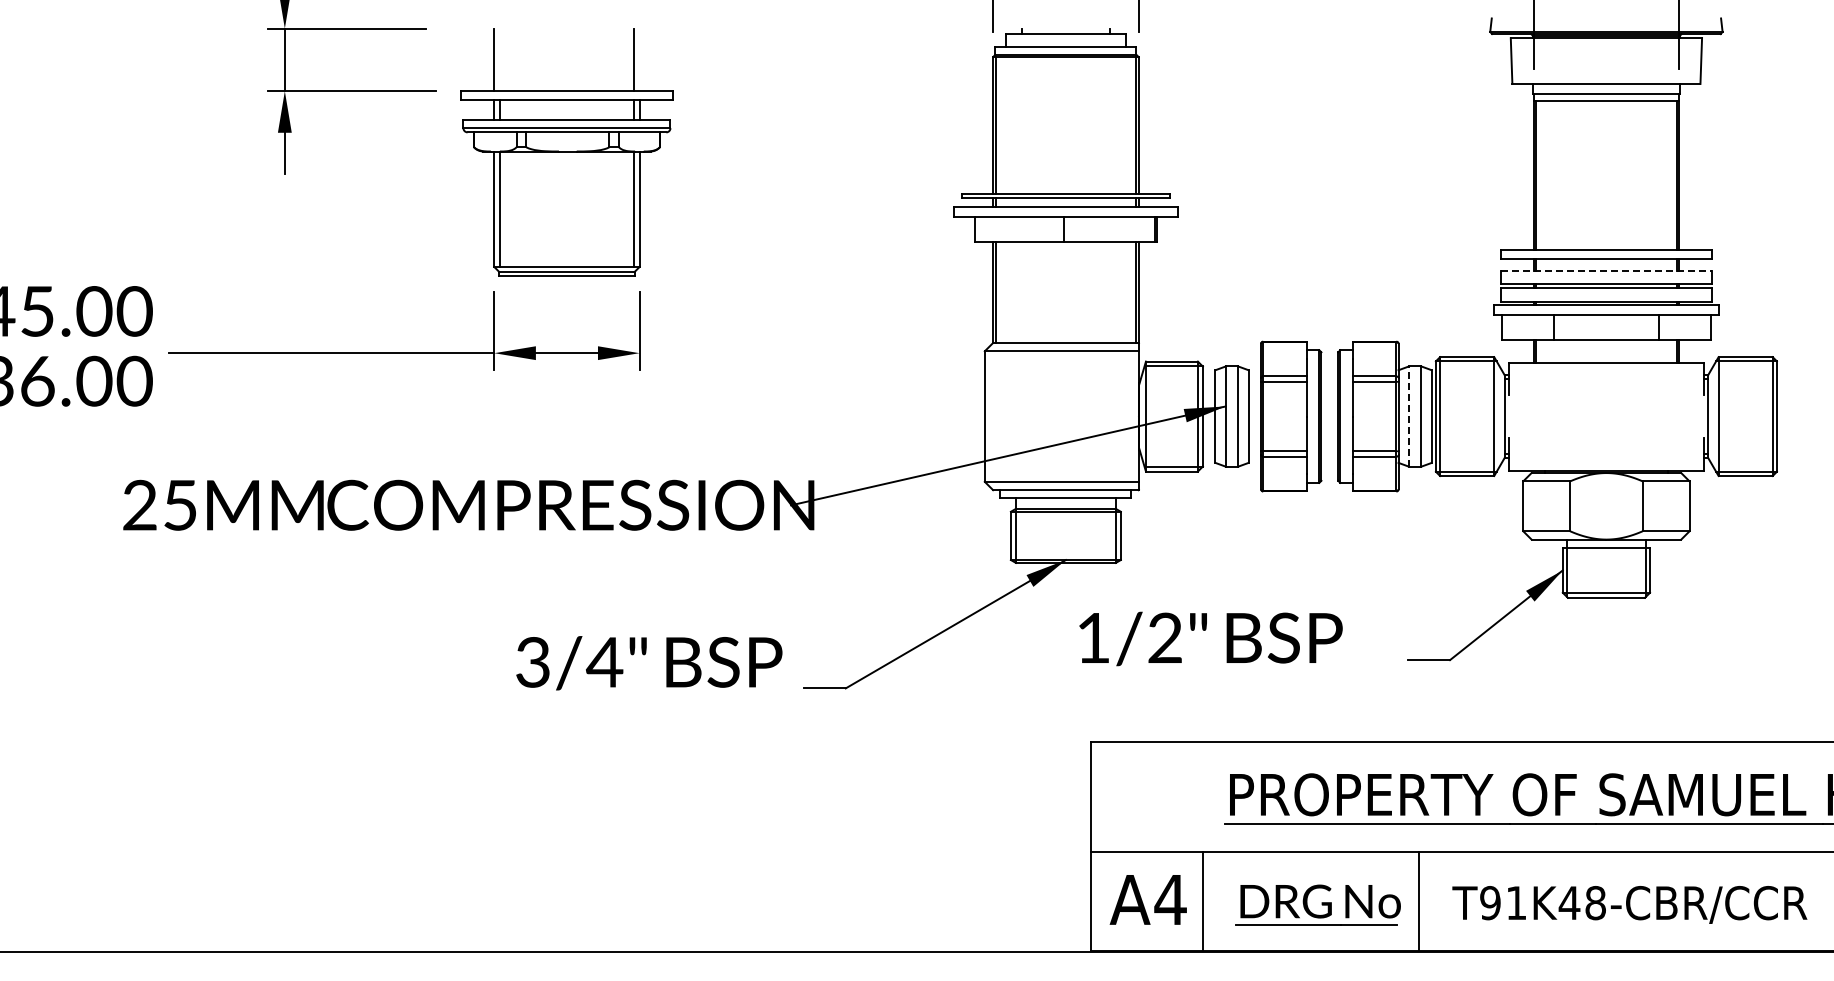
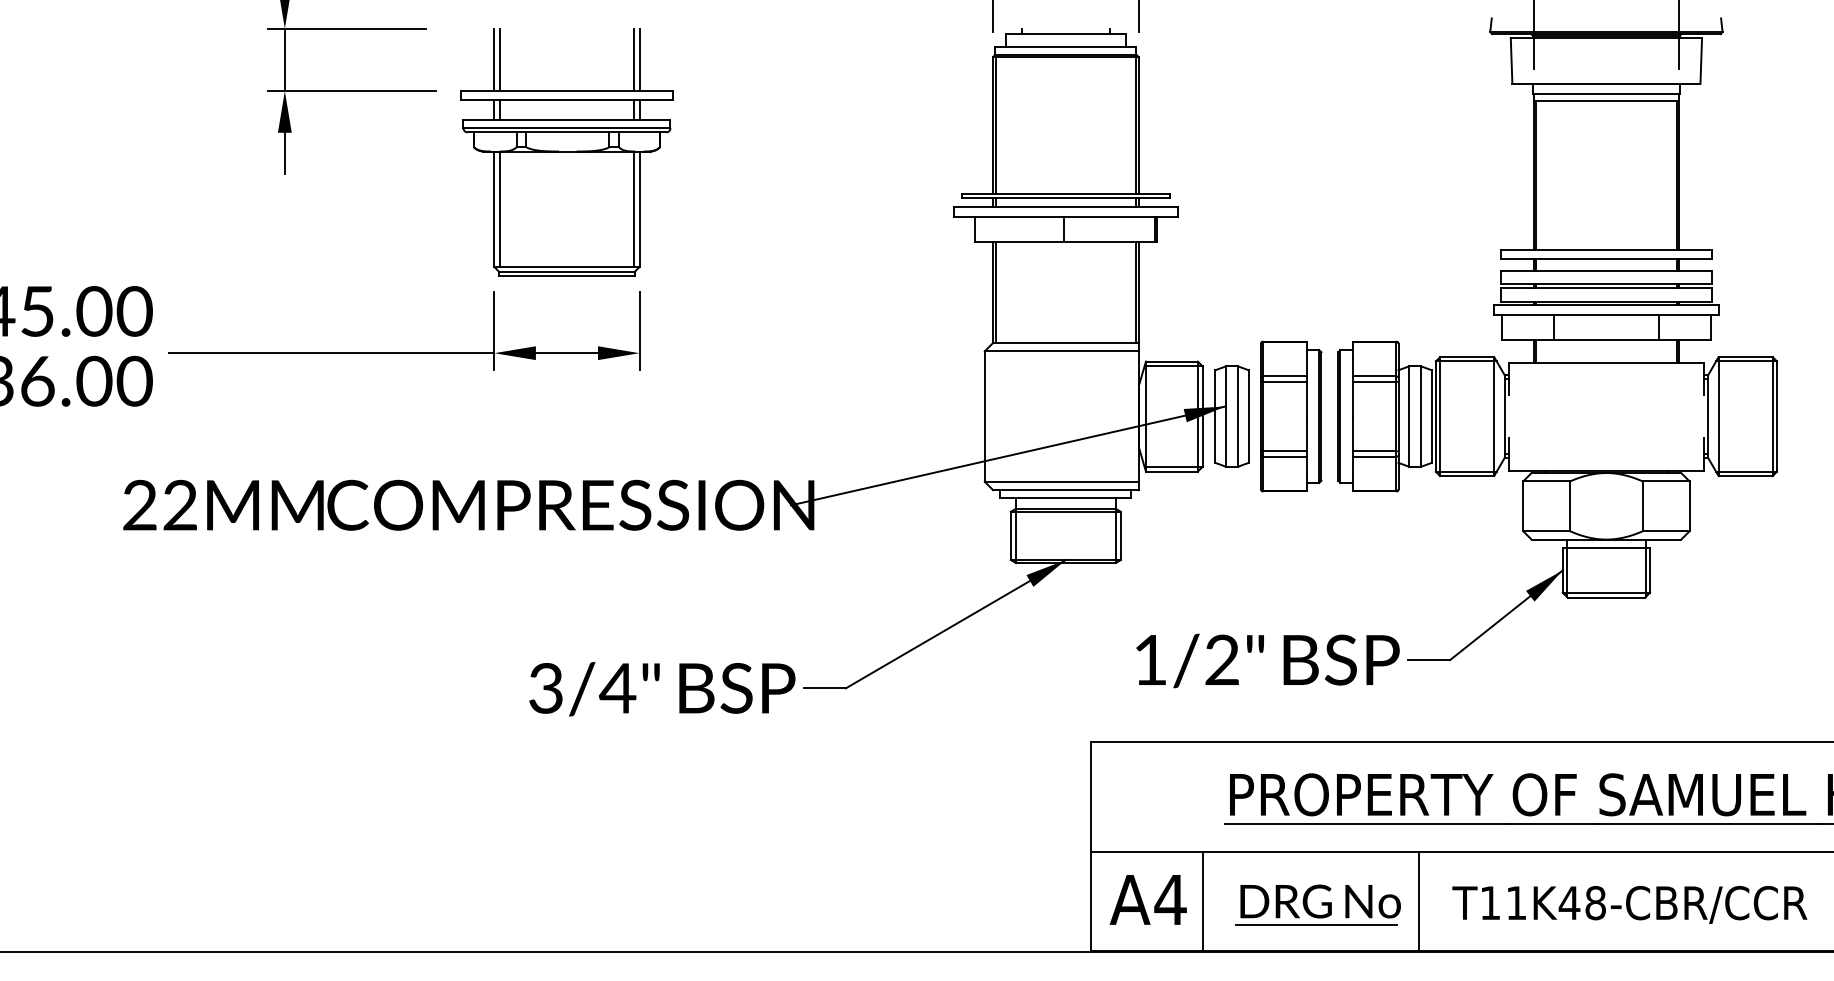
line: none -> present (499, 60)
line: none -> present (639, 60)
line: dashed -> solid (1606, 271)
line: dashed -> solid (1408, 416)
text: 25MM -> 22MM (179, 504)
text position: (1210, 638) -> (1267, 660) (1267, 660)
text position: (649, 663) -> (662, 689) (662, 689)
text: T91K48-CBR/CCR -> T11K48-CBR/CCR (1490, 903)
